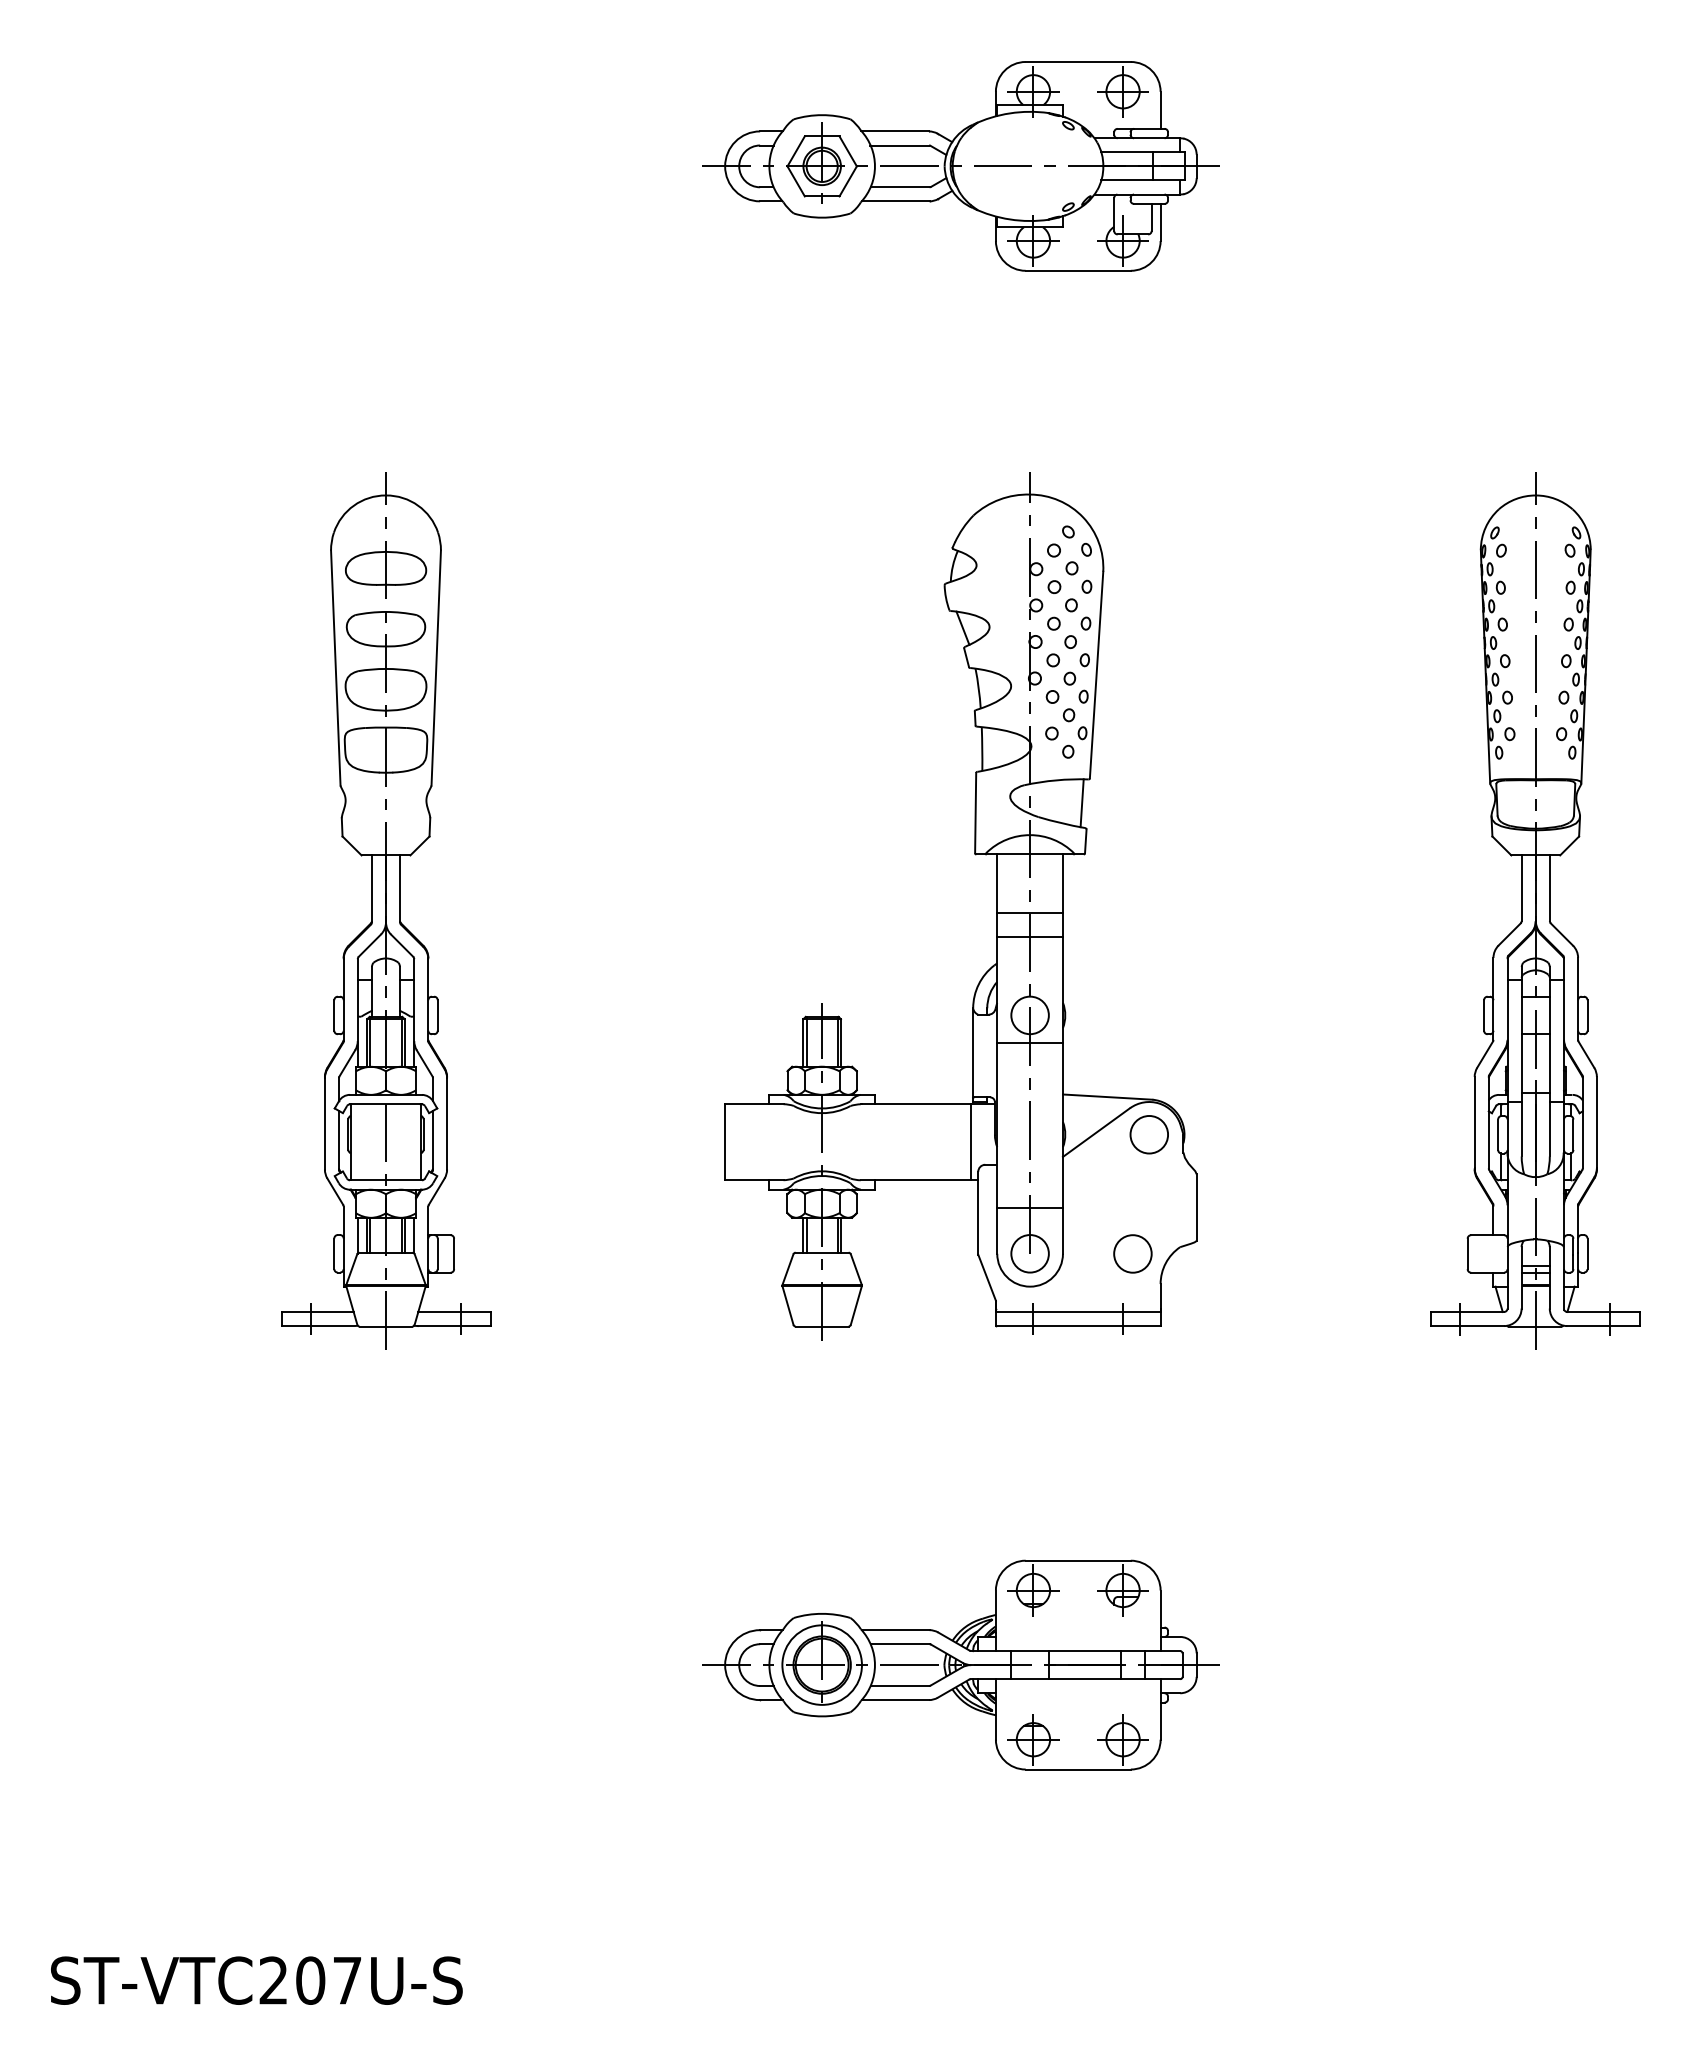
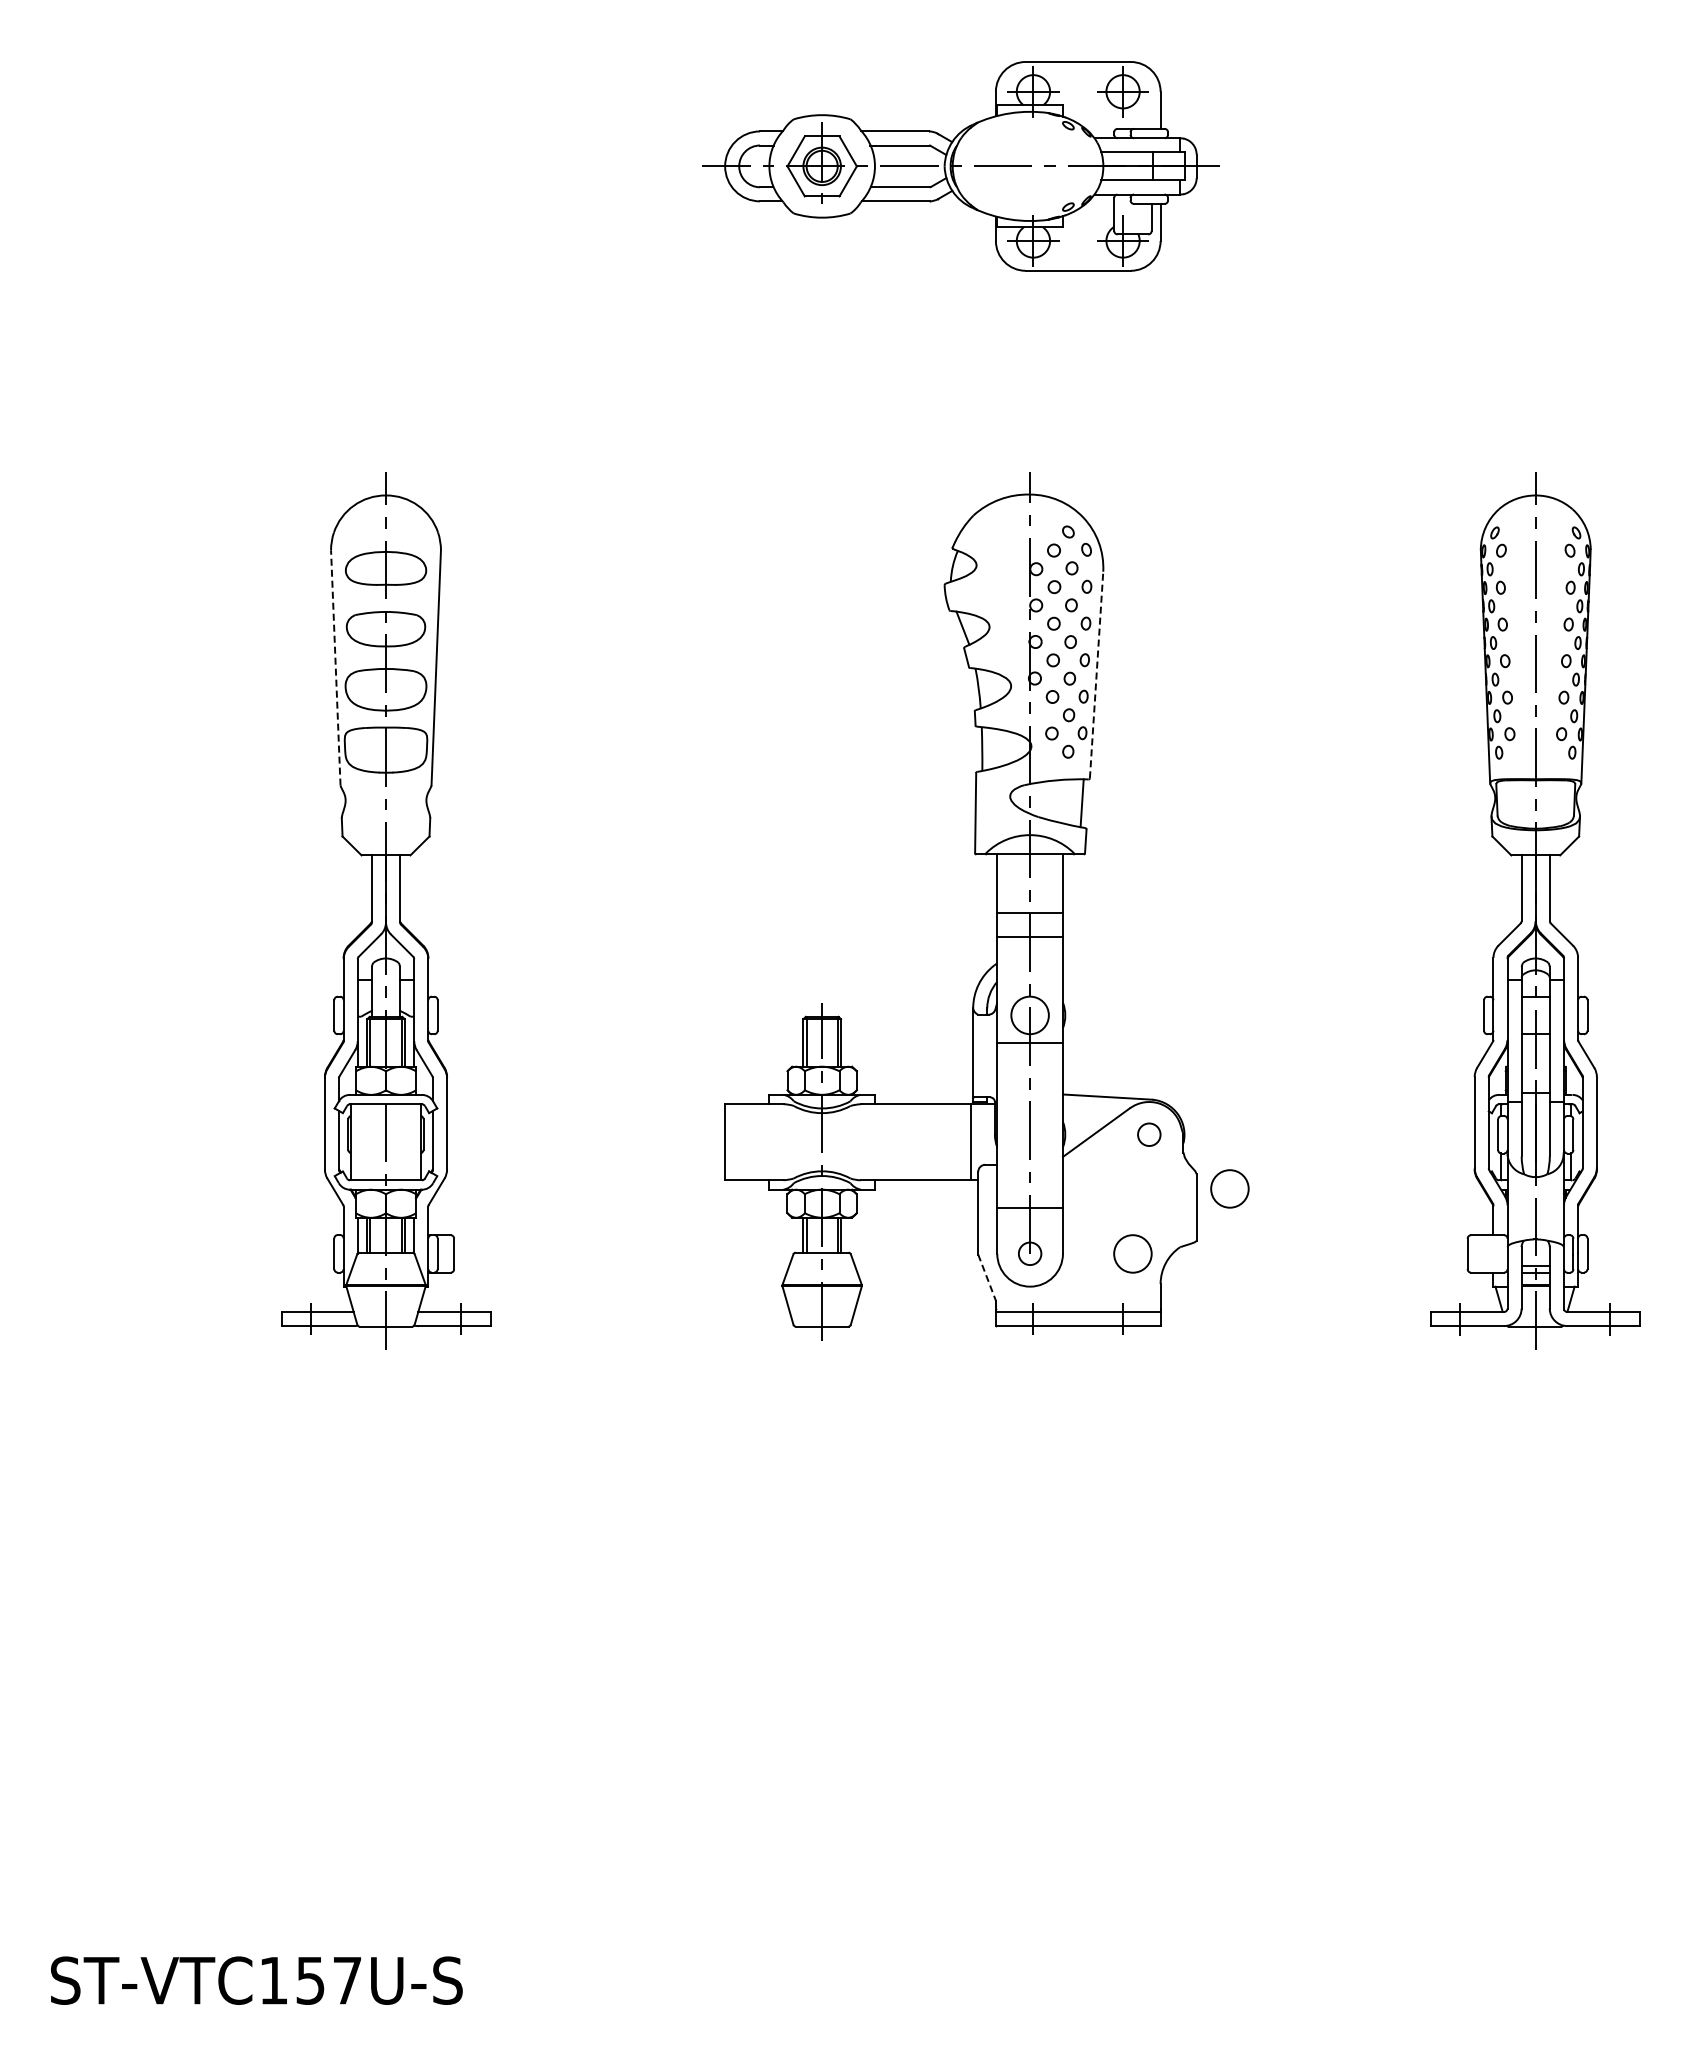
line: solid -> dashed (335, 668)
line: solid -> dashed (1096, 674)
circle diameter: 38 px -> 23 px (1149, 1134)
circle: none -> present (1229, 1188)
circle diameter: 38 px -> 23 px (1029, 1253)
line: solid -> dashed (987, 1277)
part: present -> none (960, 1664)
text: ST-VTC207U-S -> ST-VTC157U-S (292, 1980)
